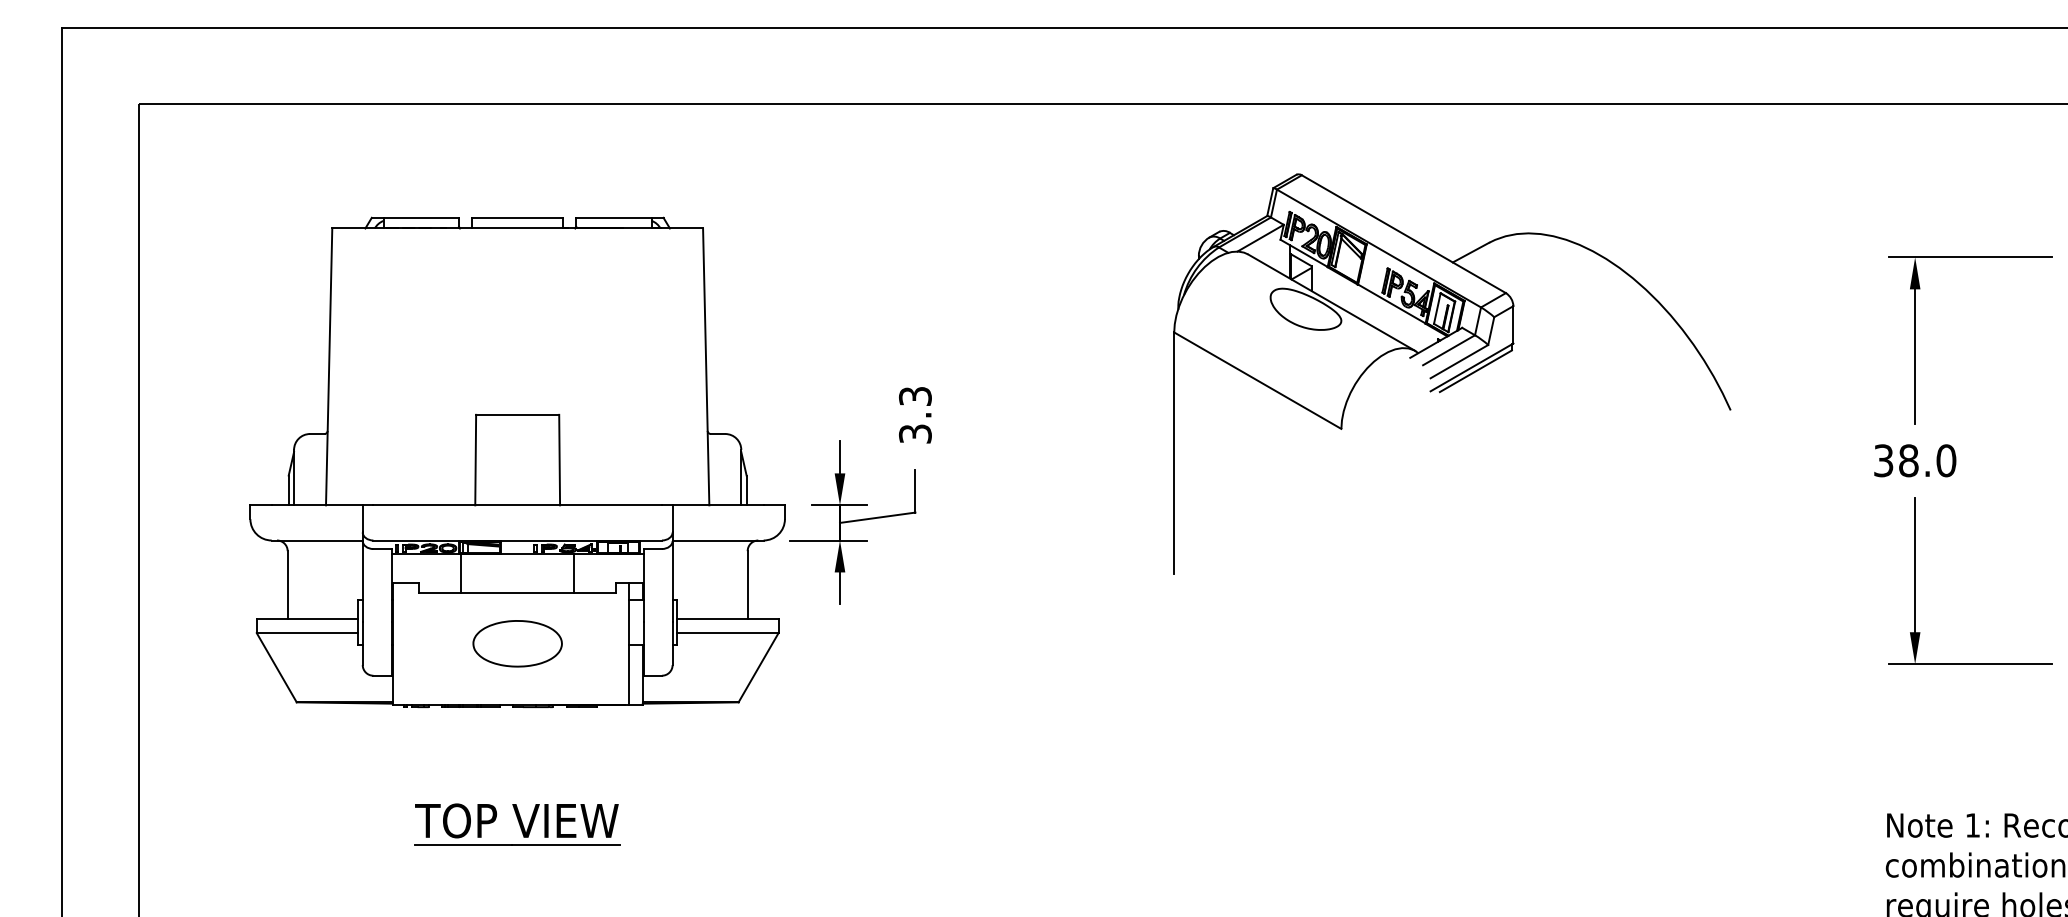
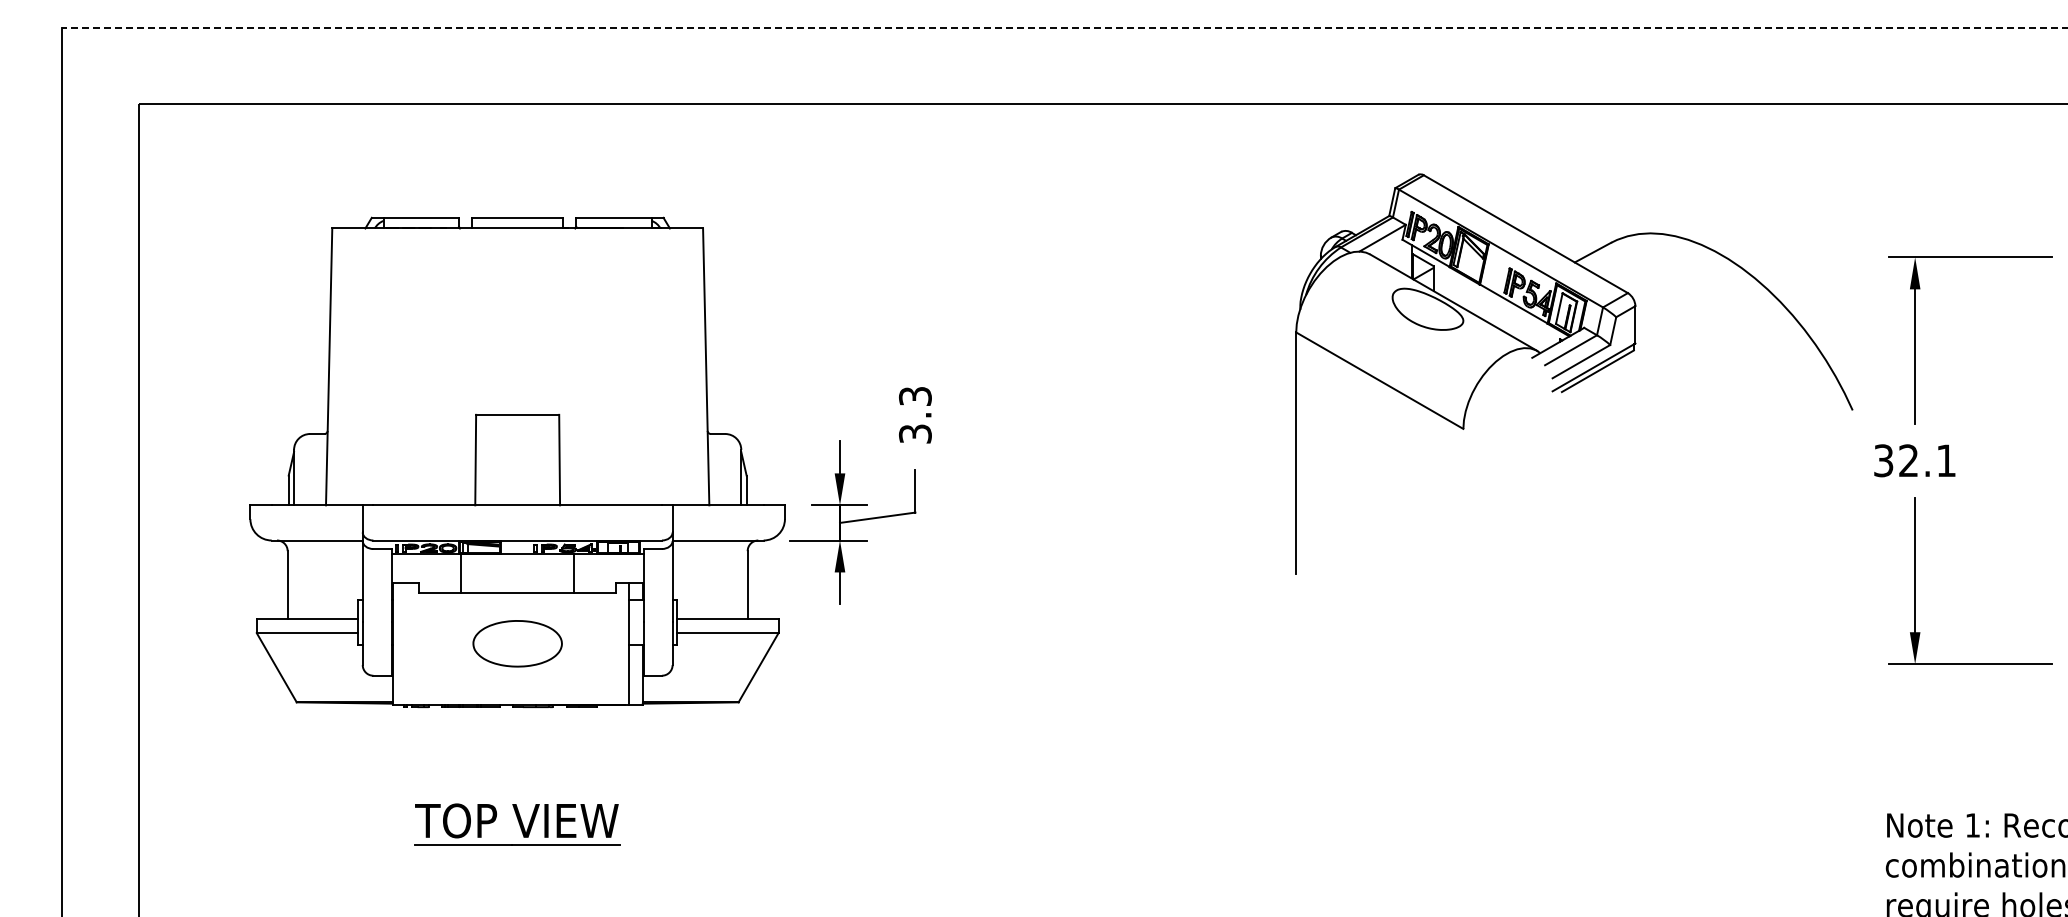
line: solid -> dashed (1064, 27)
part position: (1452, 373) -> (1574, 373) (1574, 373)
text: 38.0 -> 32.1 (1927, 460)
